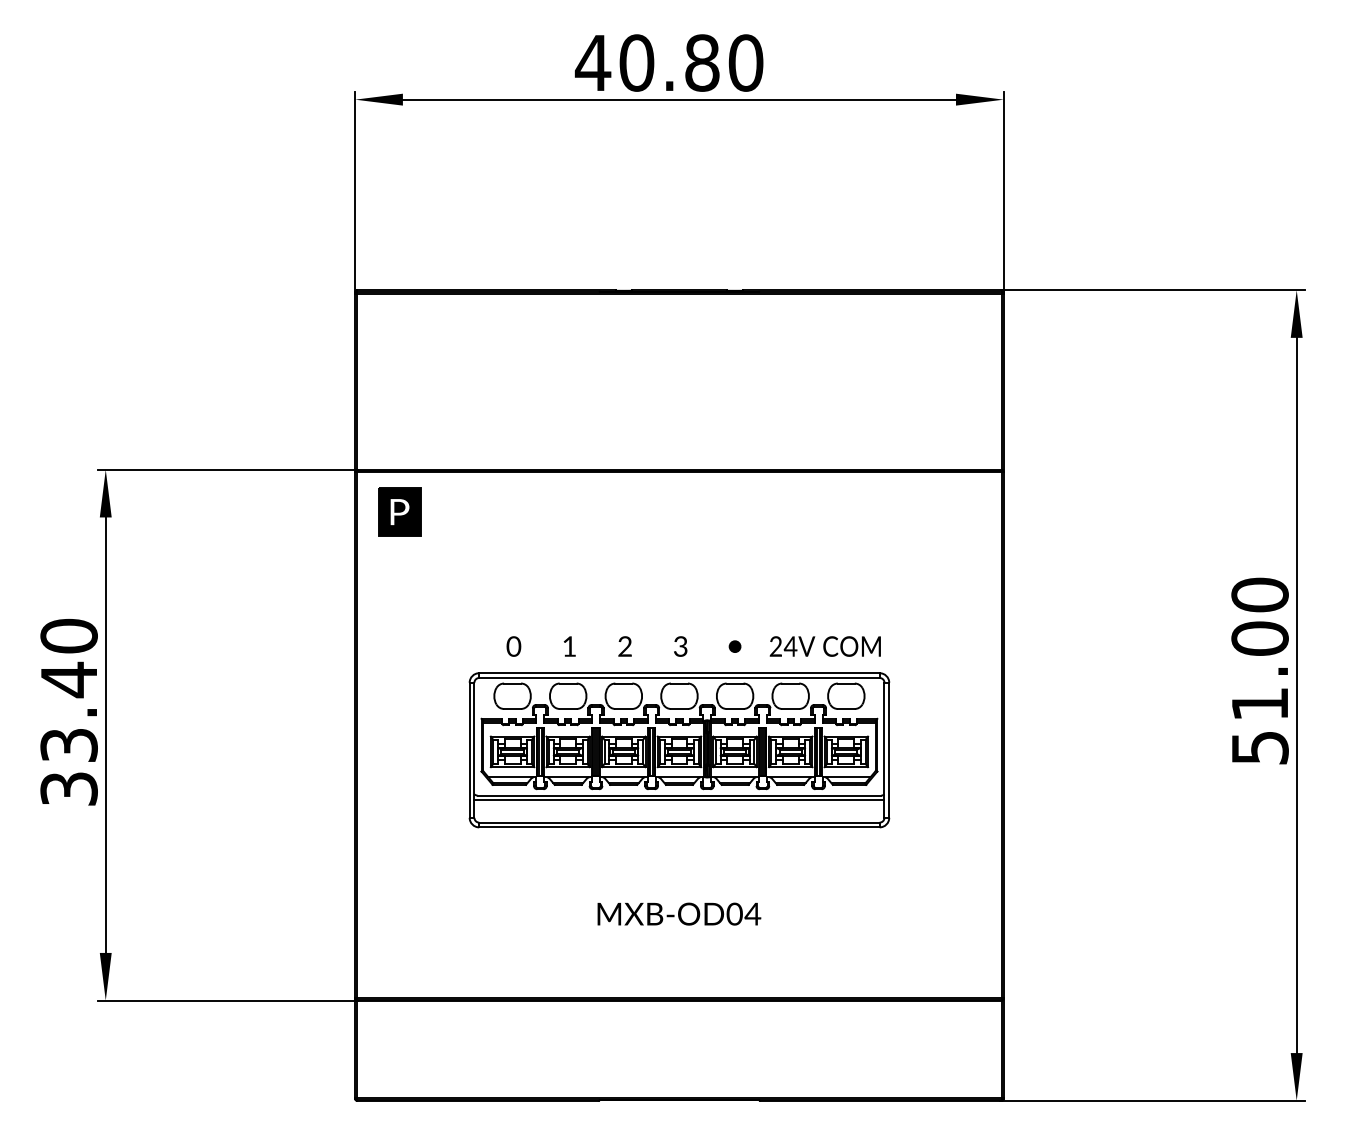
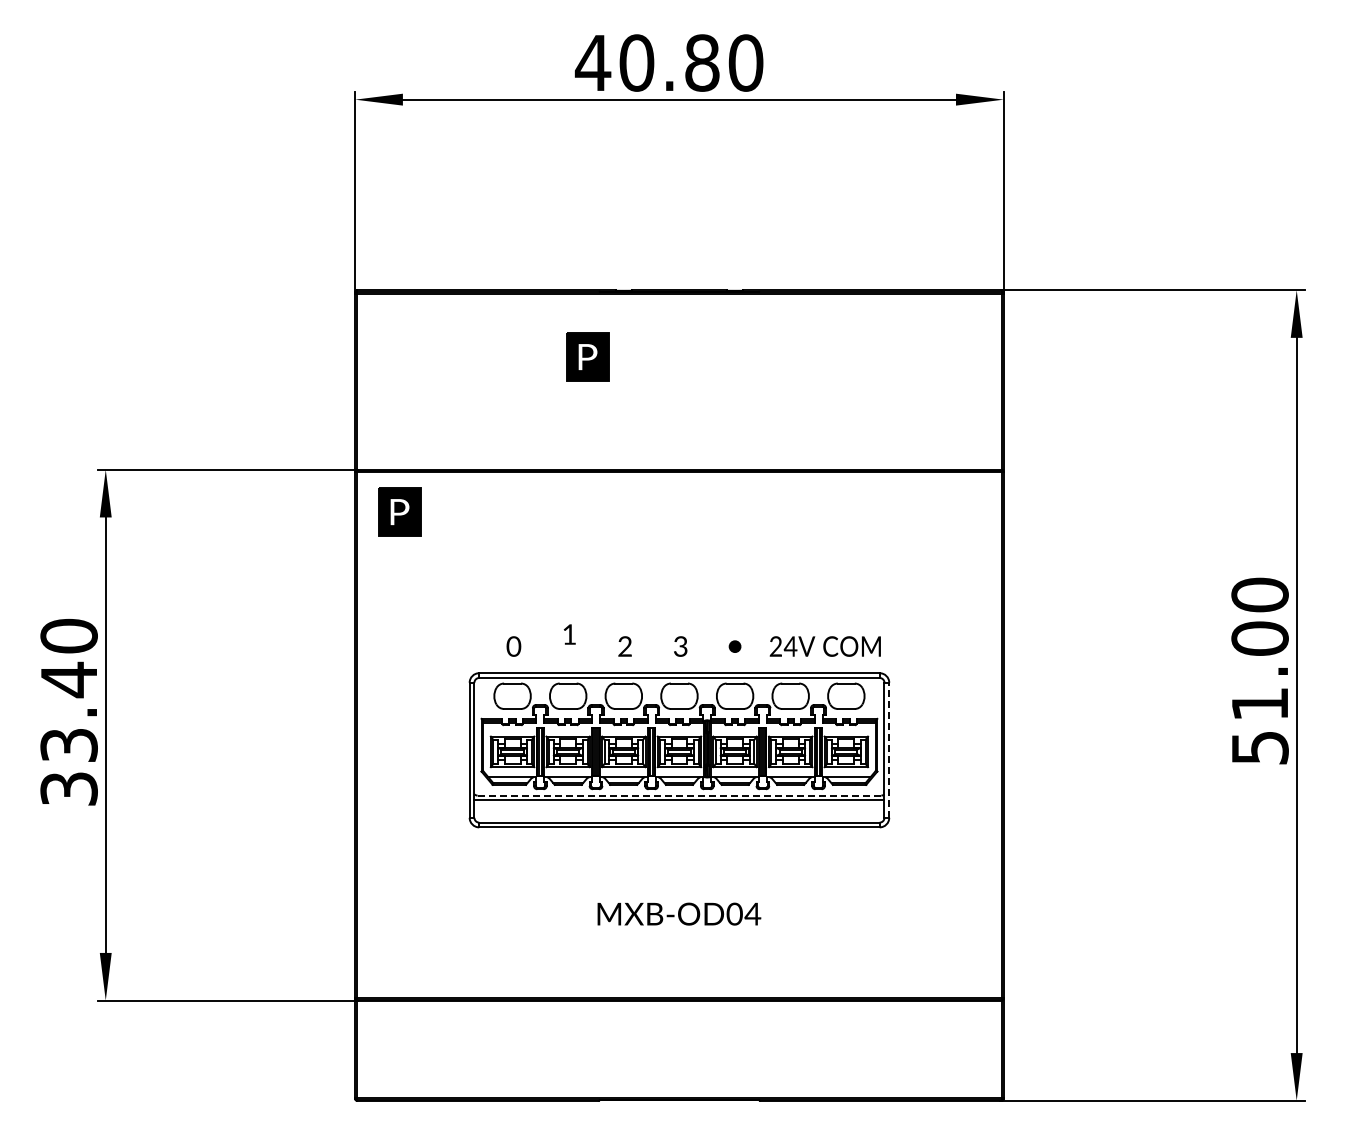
part: none -> present (587, 356)
text position: (569, 646) -> (569, 634) (569, 634)
line: solid -> dashed (889, 750)
line: solid -> dashed (679, 795)
